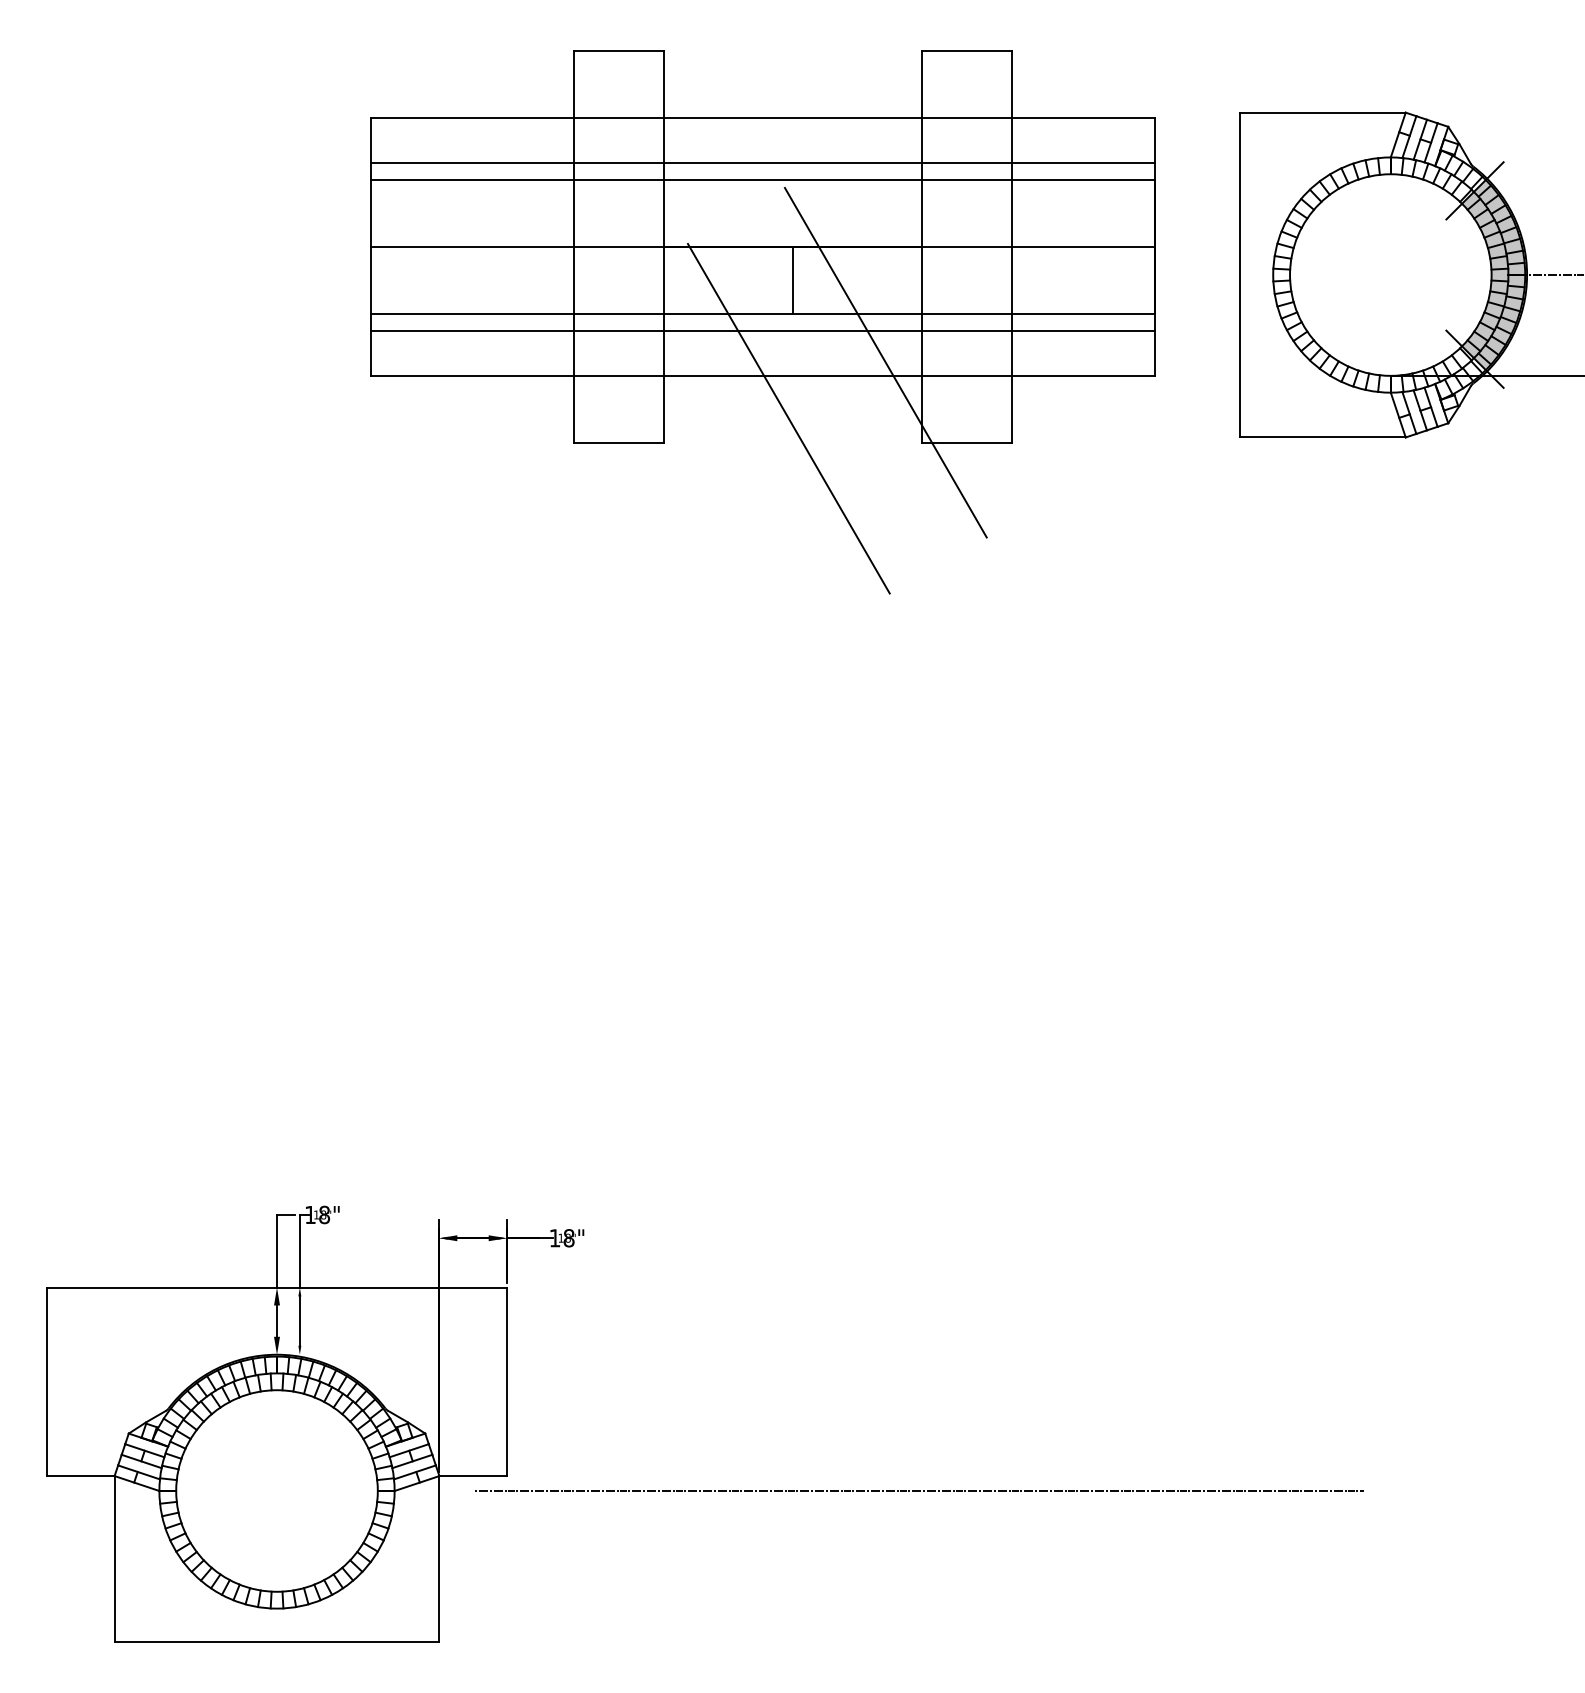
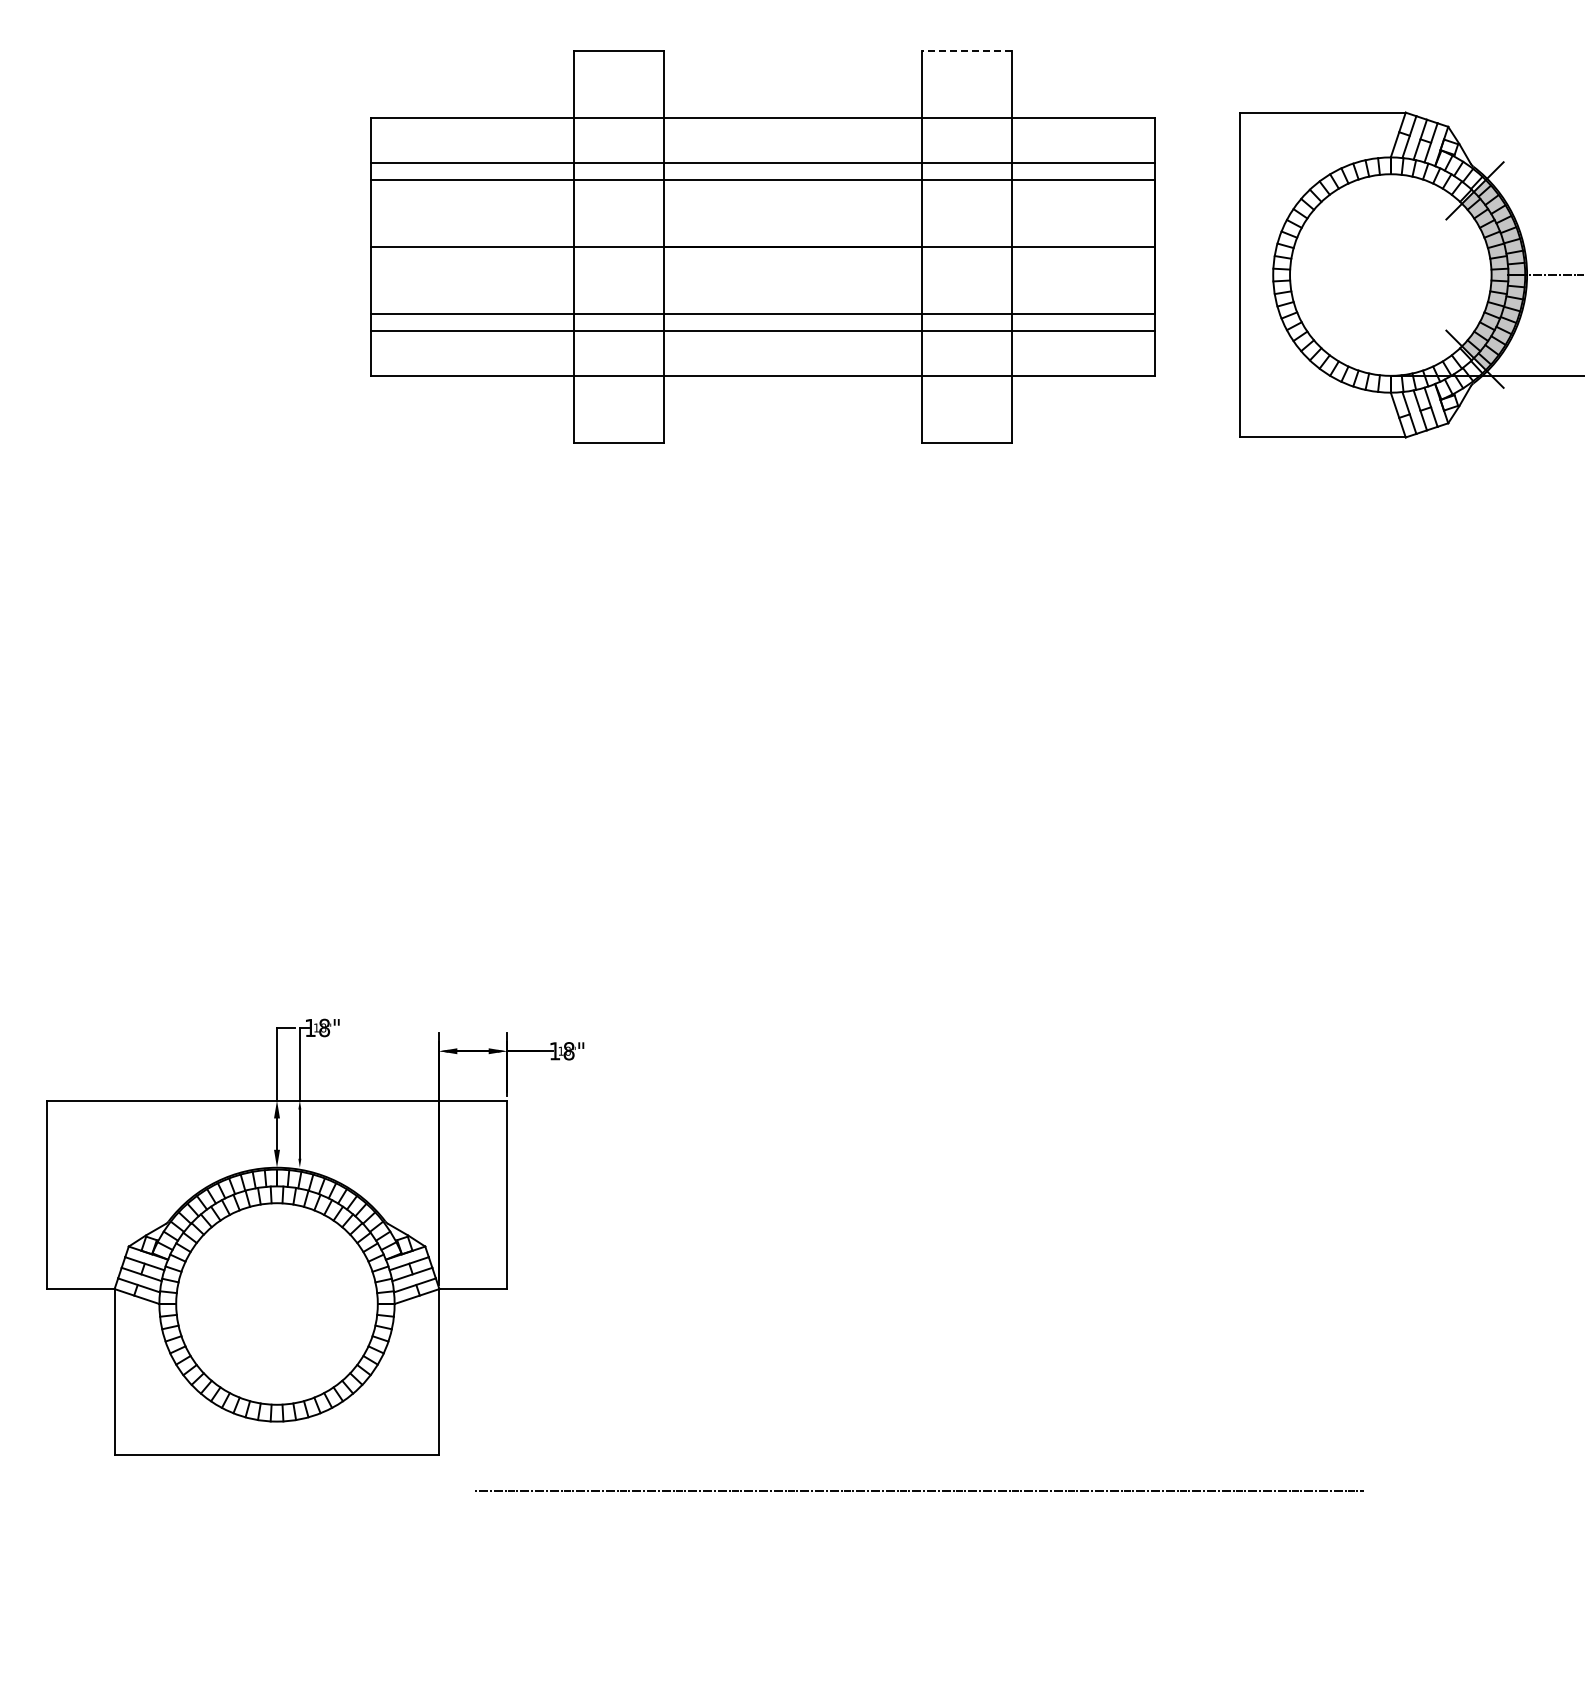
line: solid -> dashed (967, 50)
line: present -> none (793, 279)
line: present -> none (885, 362)
line: present -> none (788, 418)
part position: (315, 1423) -> (315, 1236) (315, 1236)
